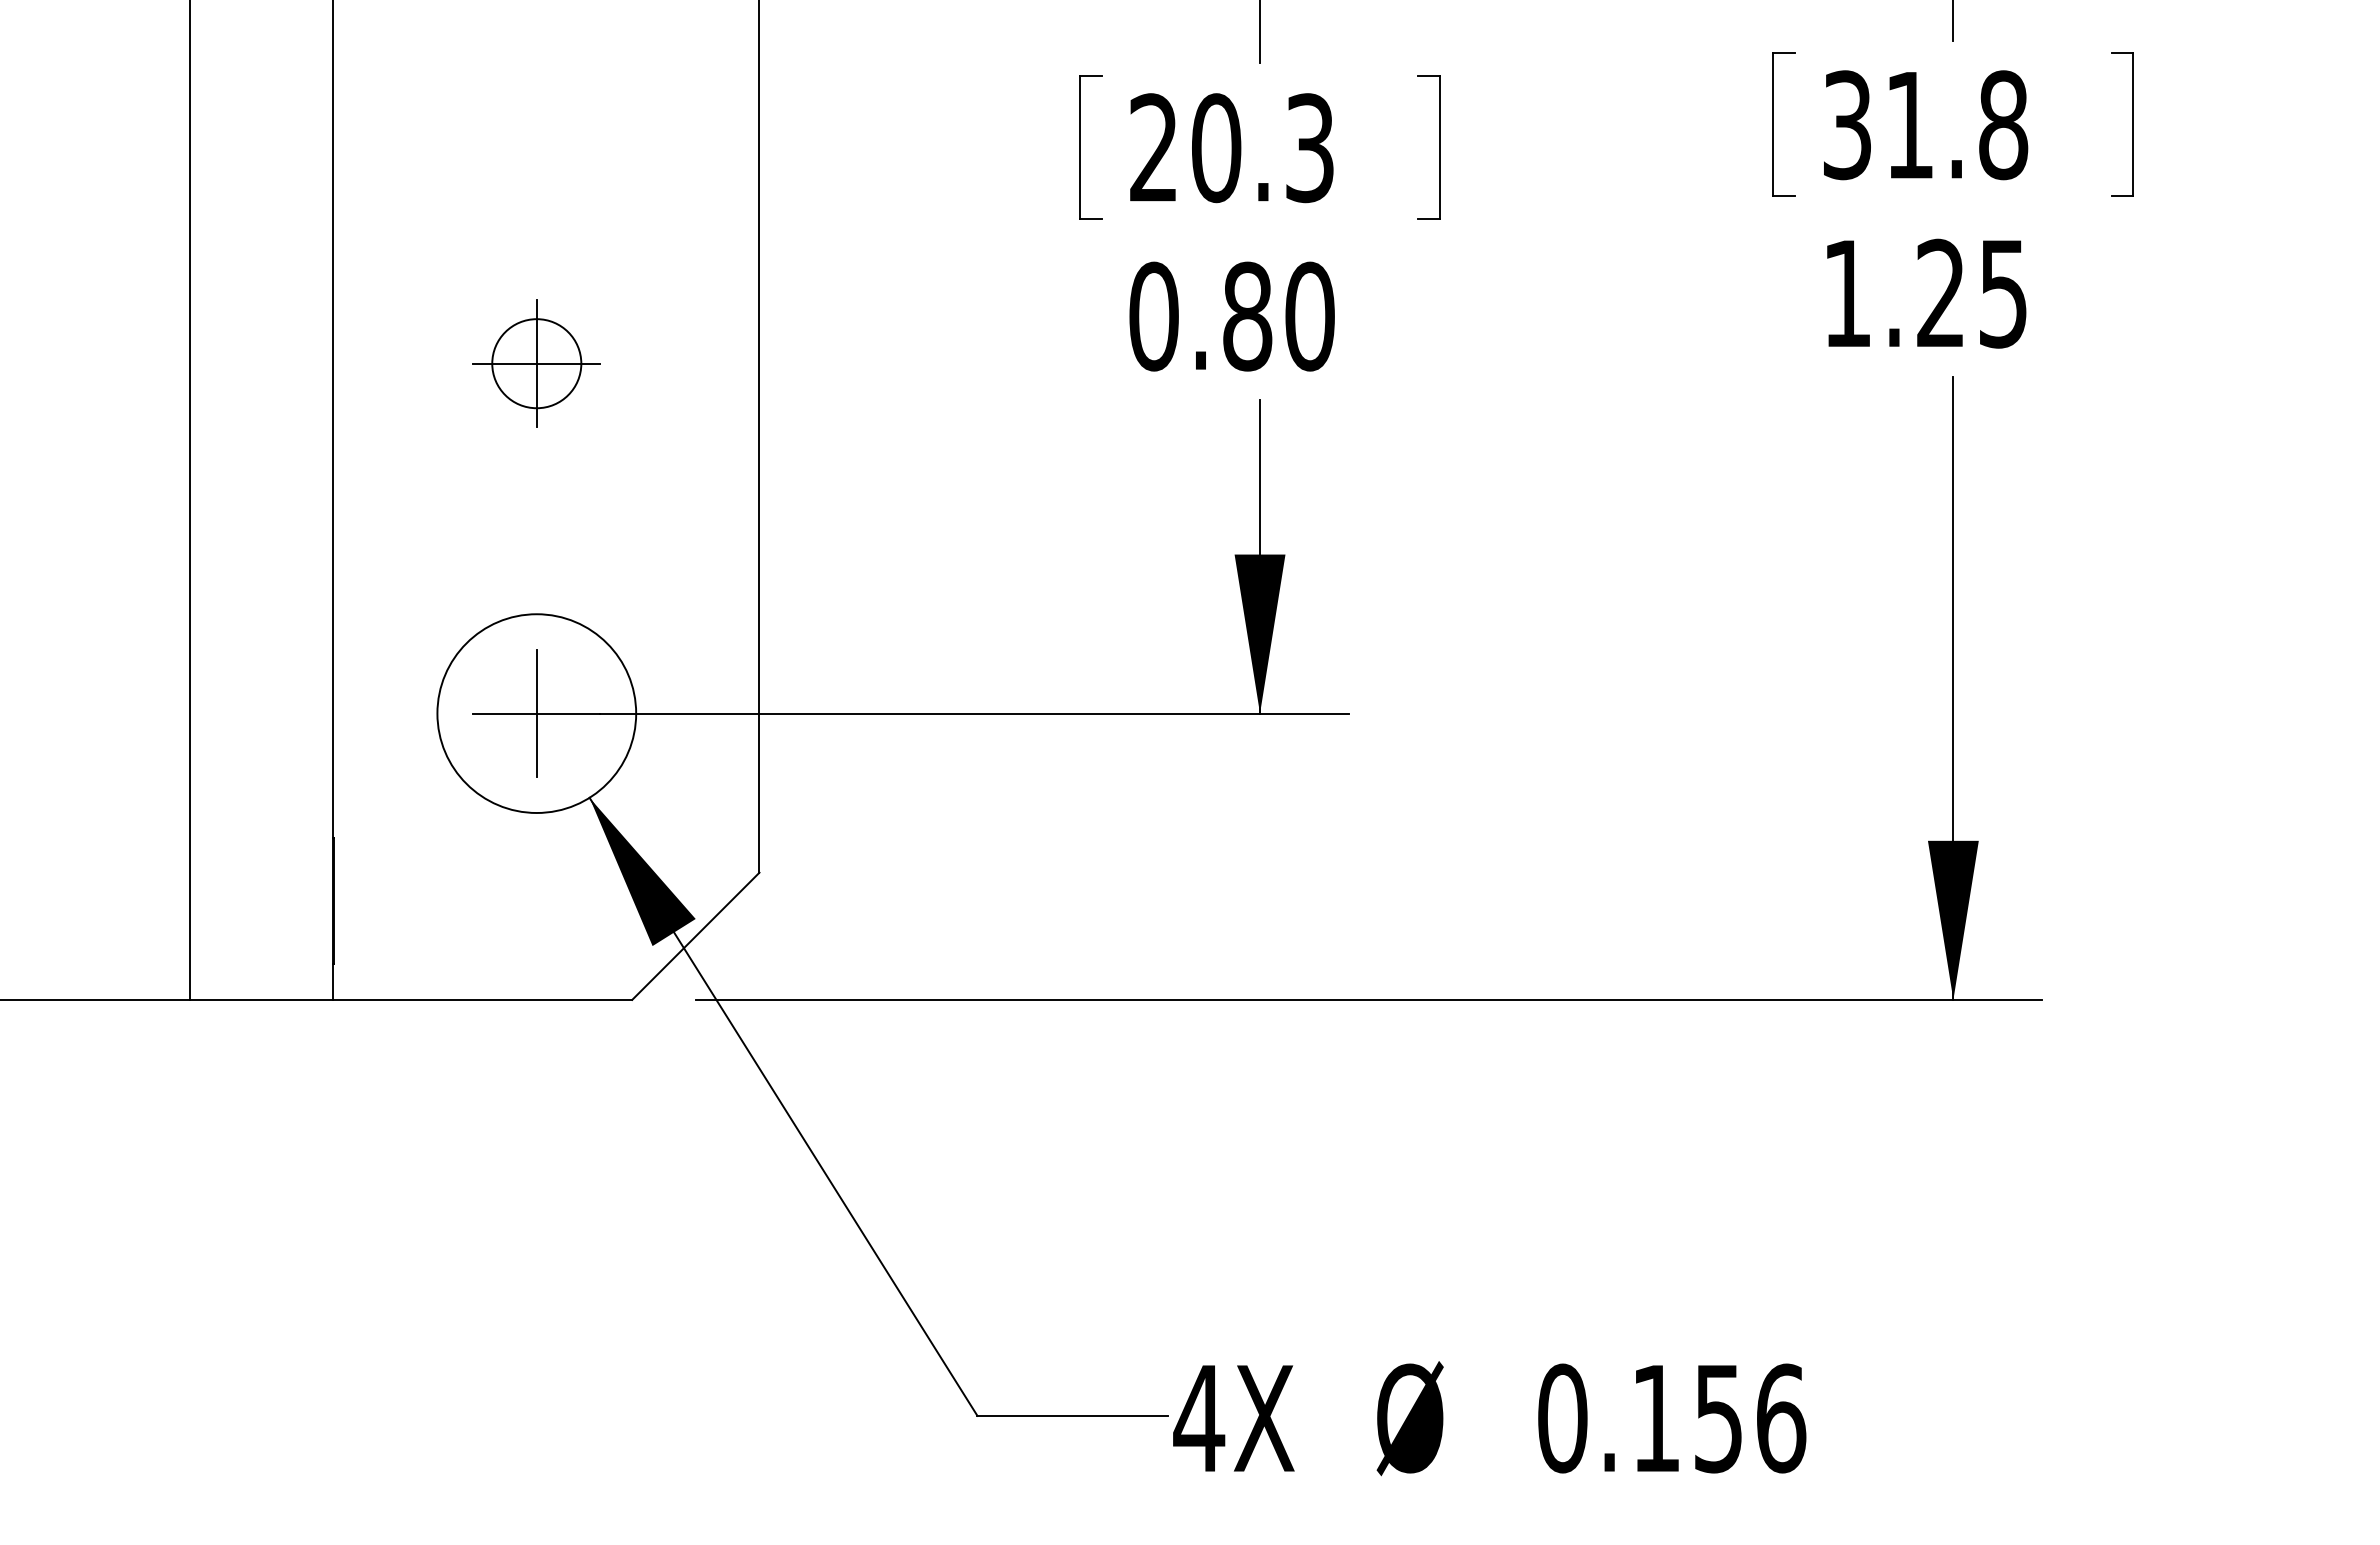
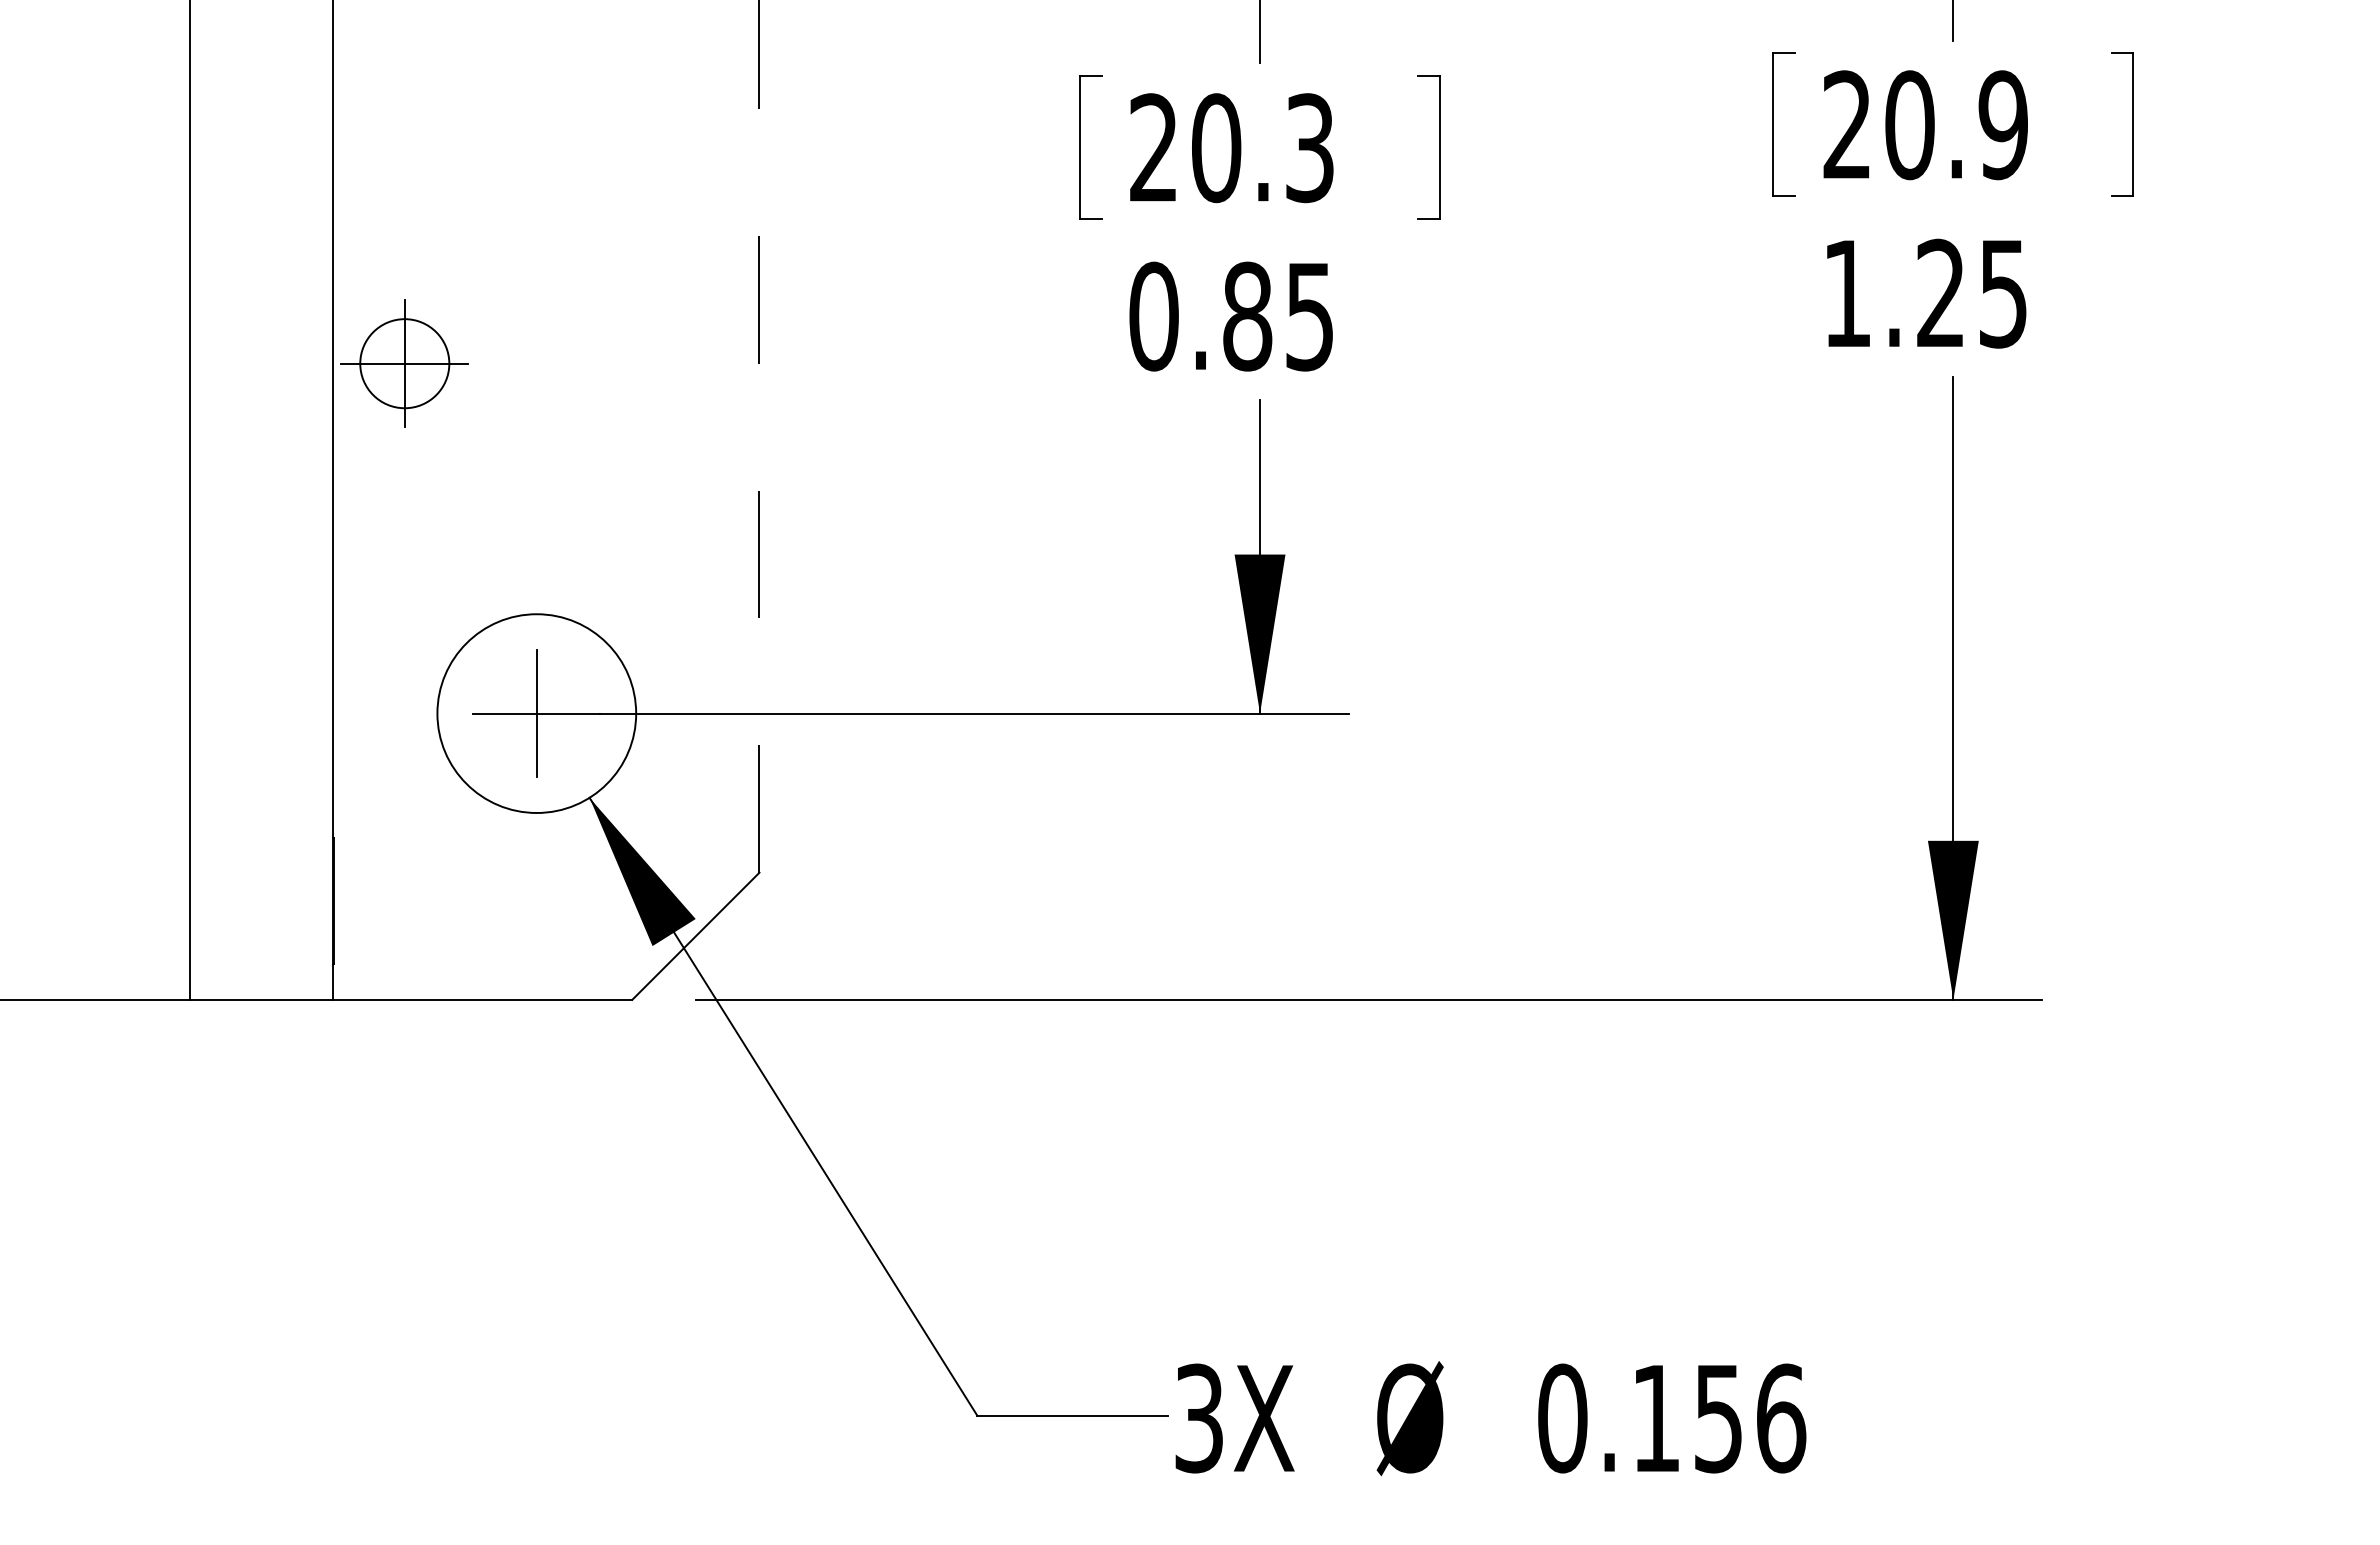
text: 31.8 -> 20.9 (1925, 125)
text: 0.80 -> 0.85 (1309, 316)
part position: (536, 363) -> (404, 363) (404, 363)
line: solid -> dashed (759, 435)
text: 4X -> 3X (1199, 1418)
